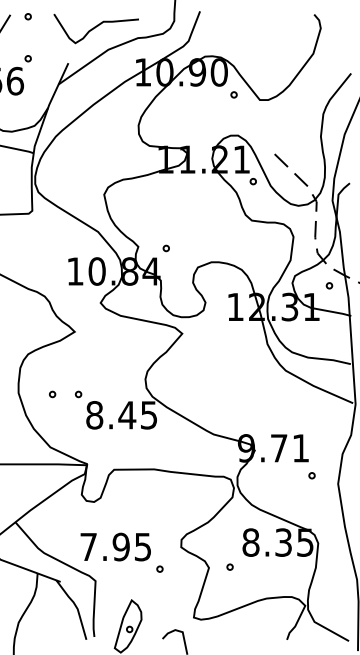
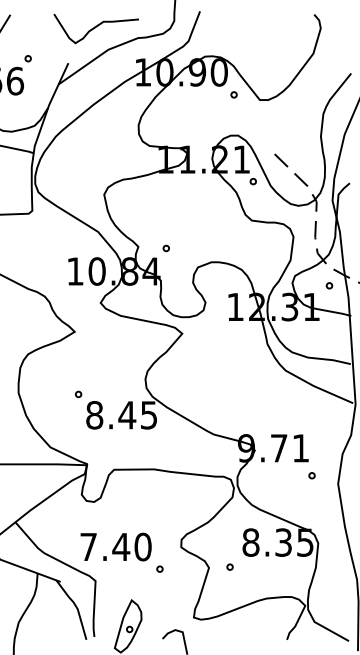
part: present -> none (27, 16)
part: present -> none (52, 394)
text: 7.95 -> 7.40 (131, 546)
